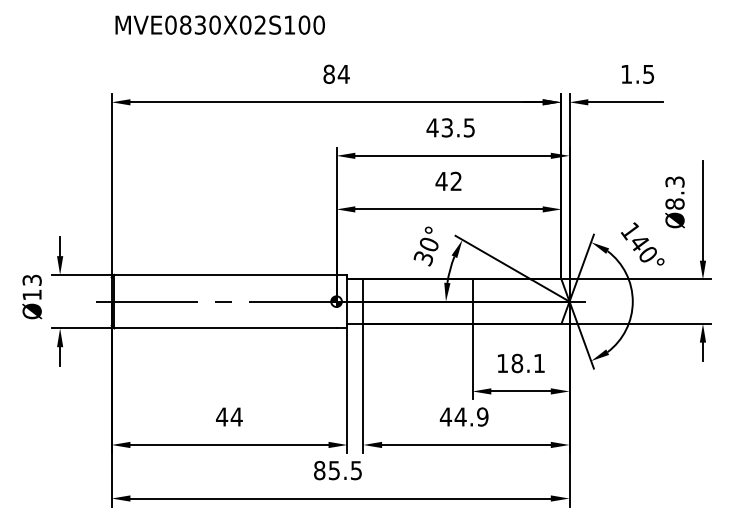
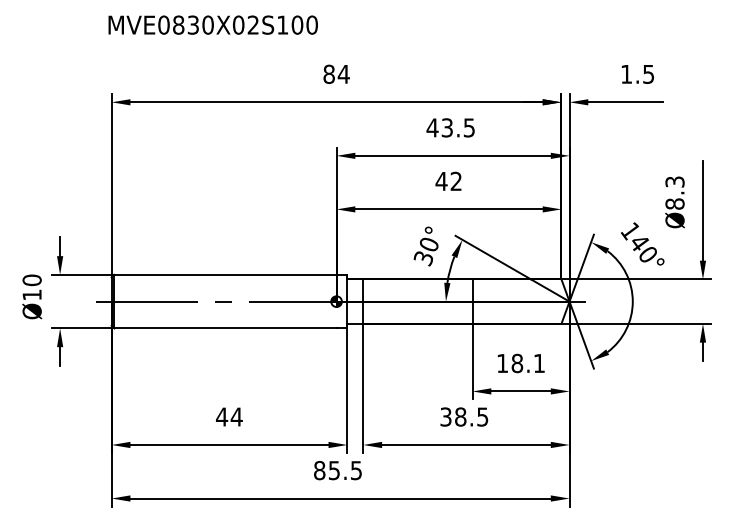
text position: (219, 24) -> (212, 24) (212, 24)
text: Ø13 -> Ø10 (31, 280)
text: 44.9 -> 38.5 (463, 416)
